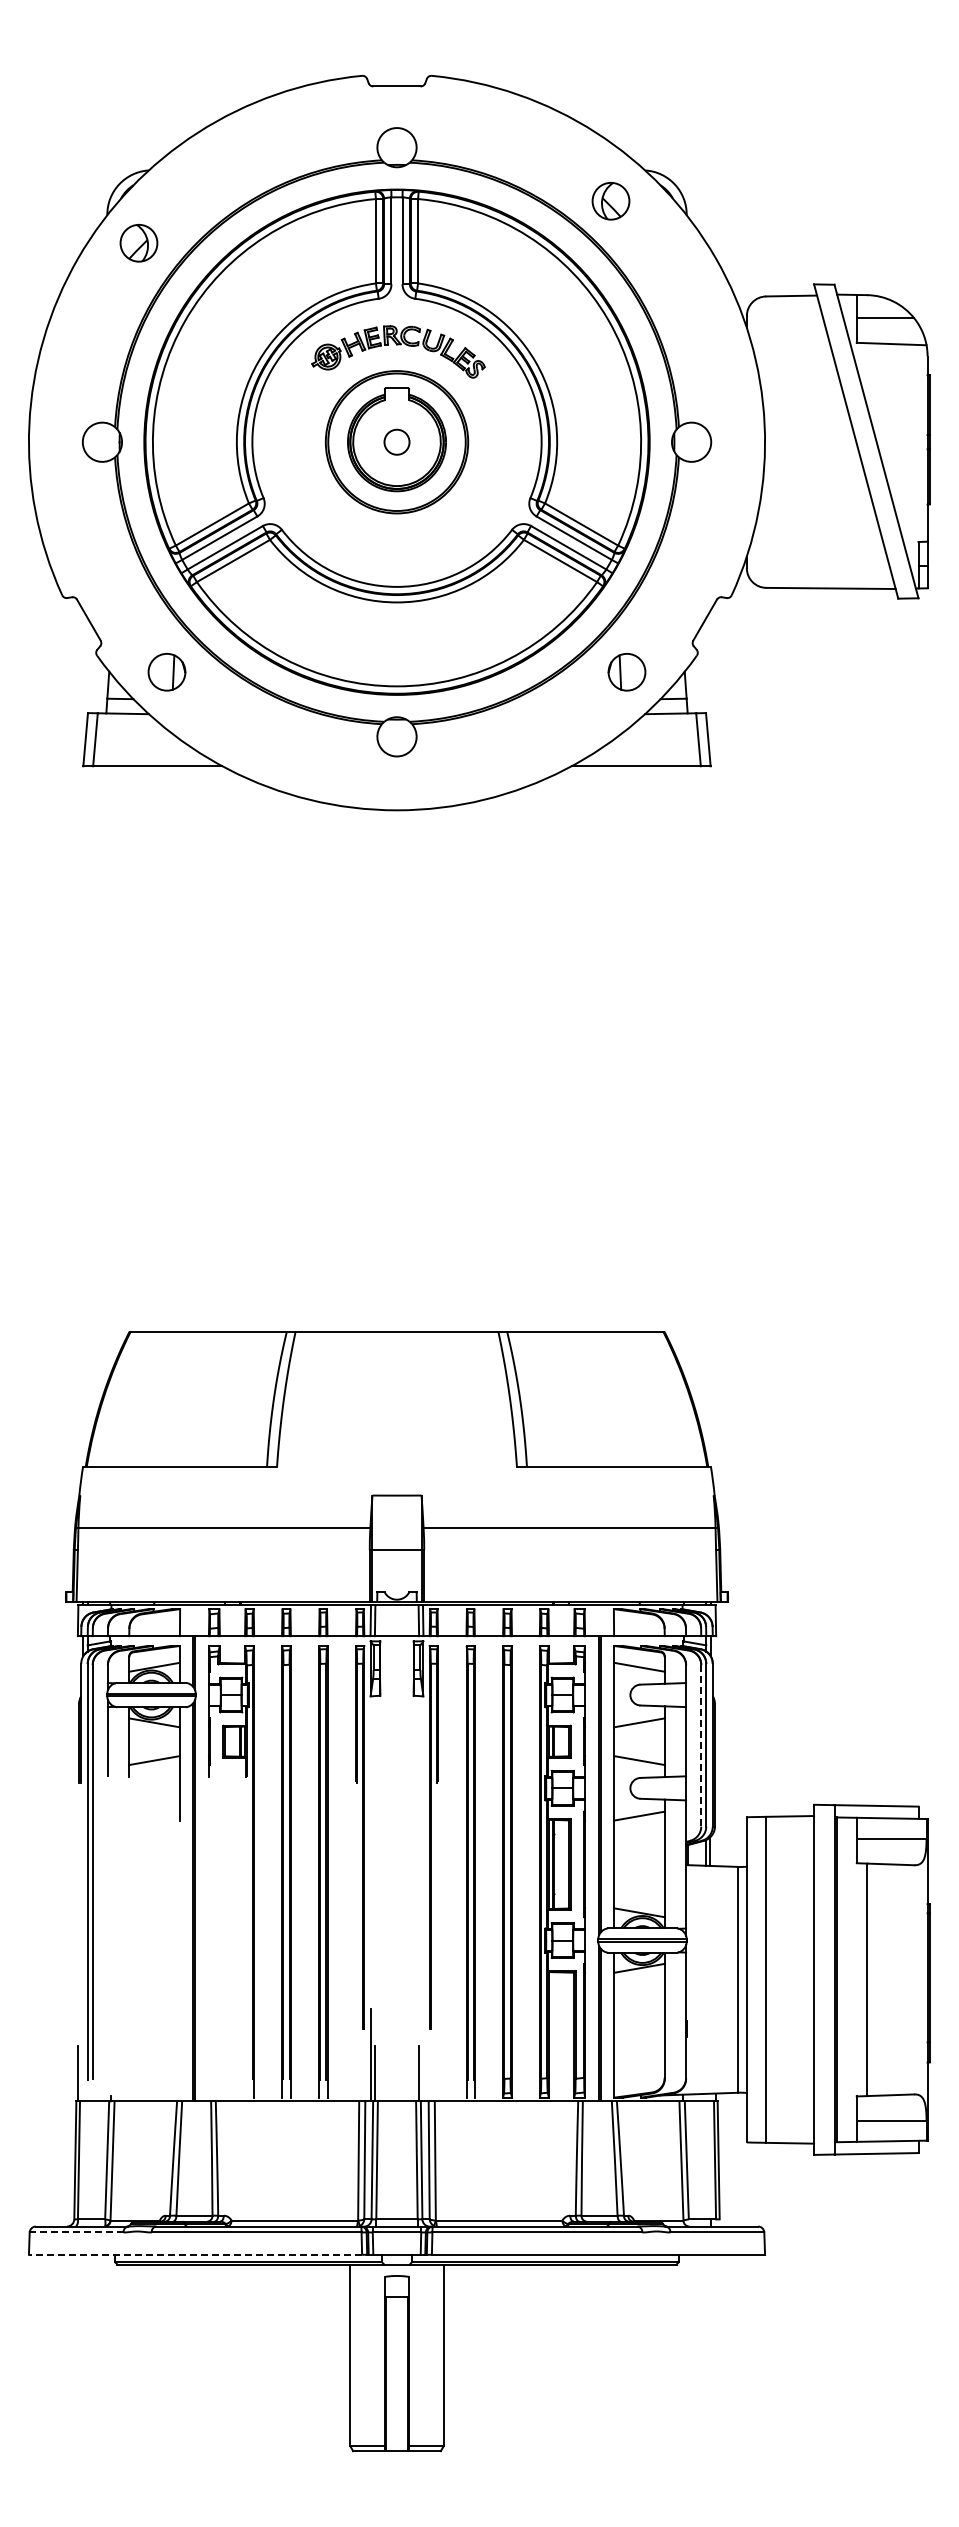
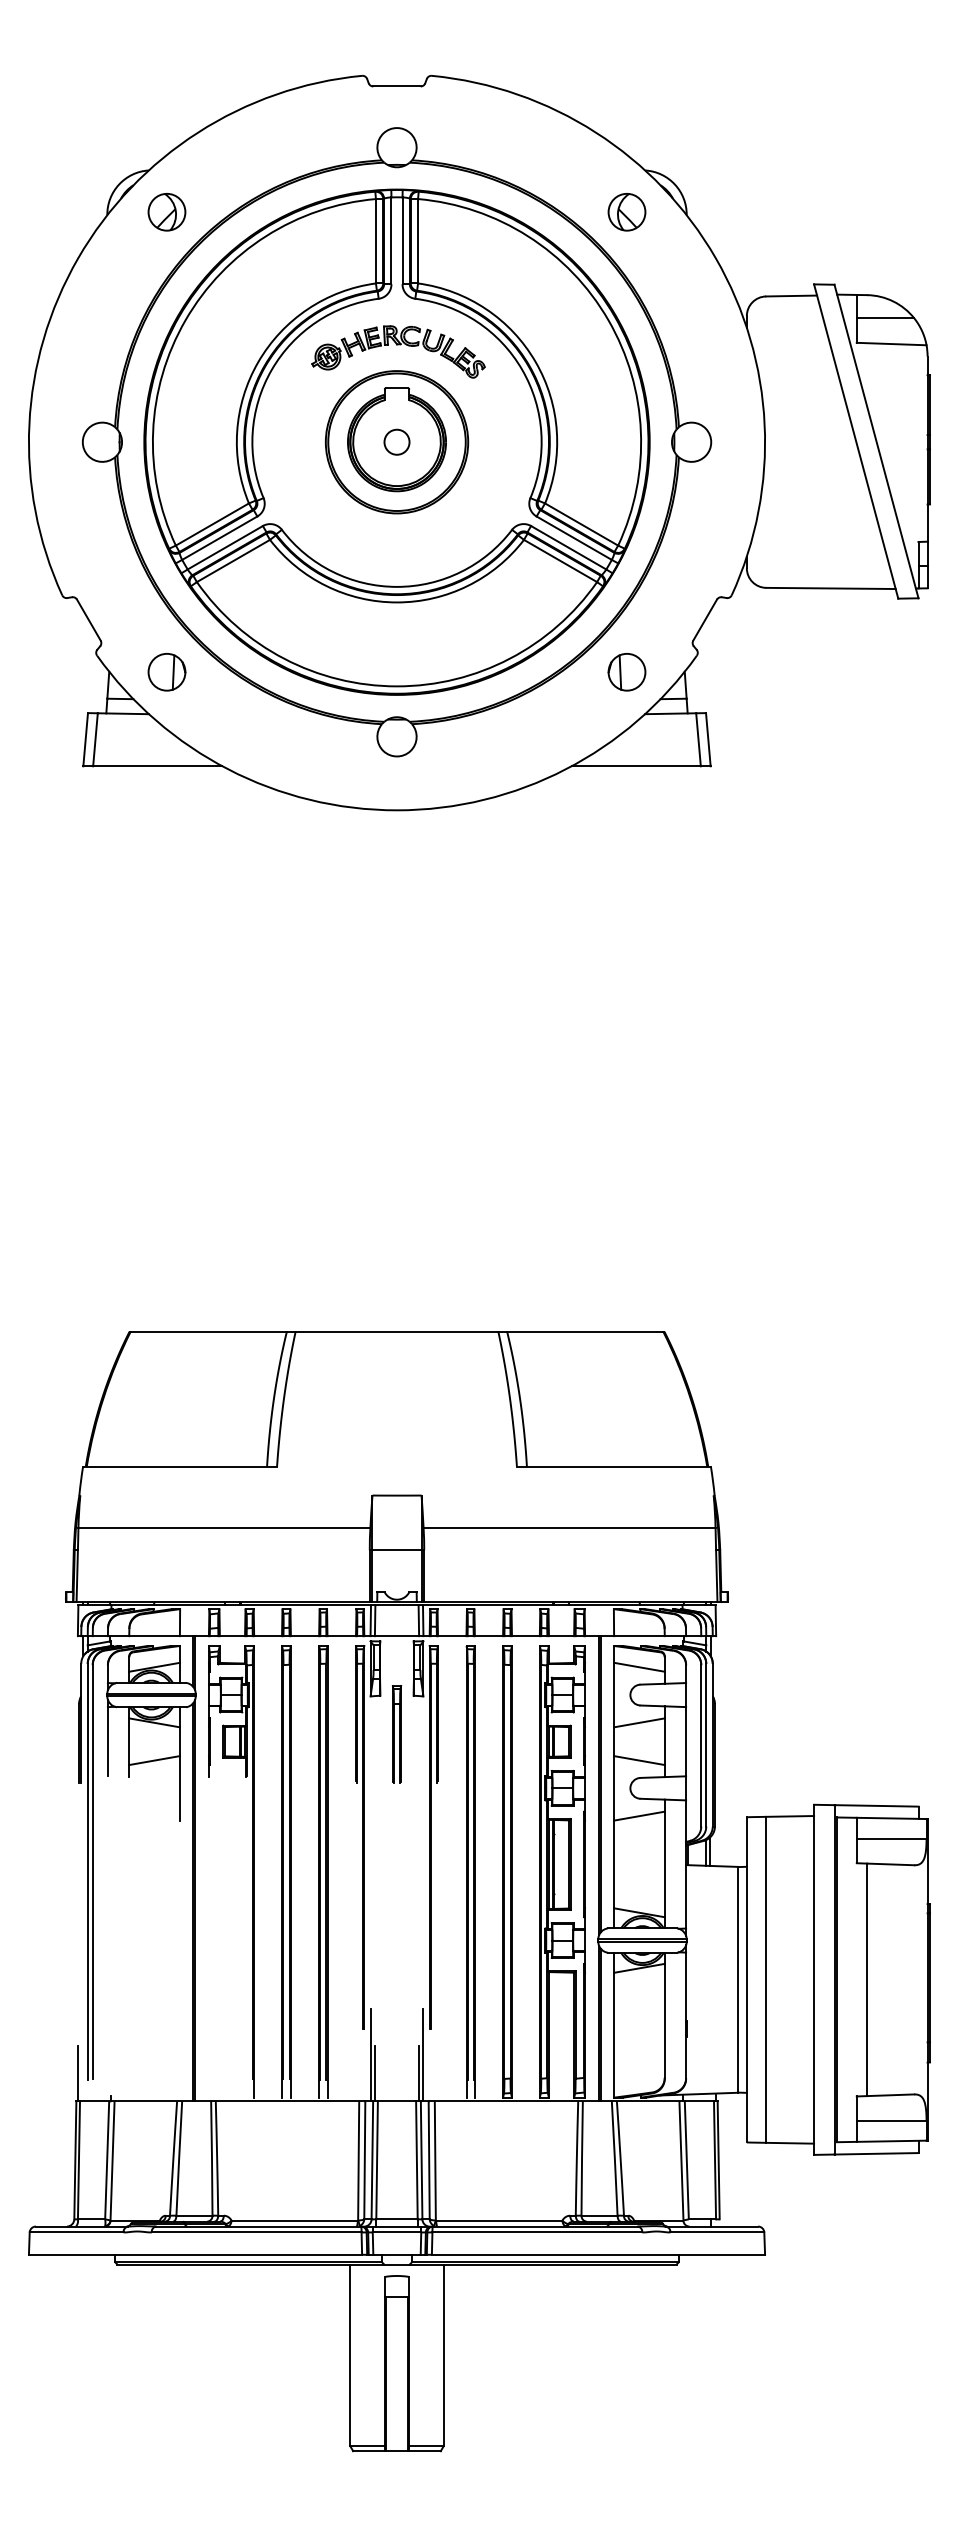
part position: (610, 201) -> (626, 212) (626, 212)
part position: (138, 243) -> (166, 212) (166, 212)
part: none -> present (396, 1734)
line: dashed -> solid (701, 1745)
line: none -> present (423, 2055)
line: dashed -> solid (76, 2232)
line: dashed -> solid (195, 2254)
